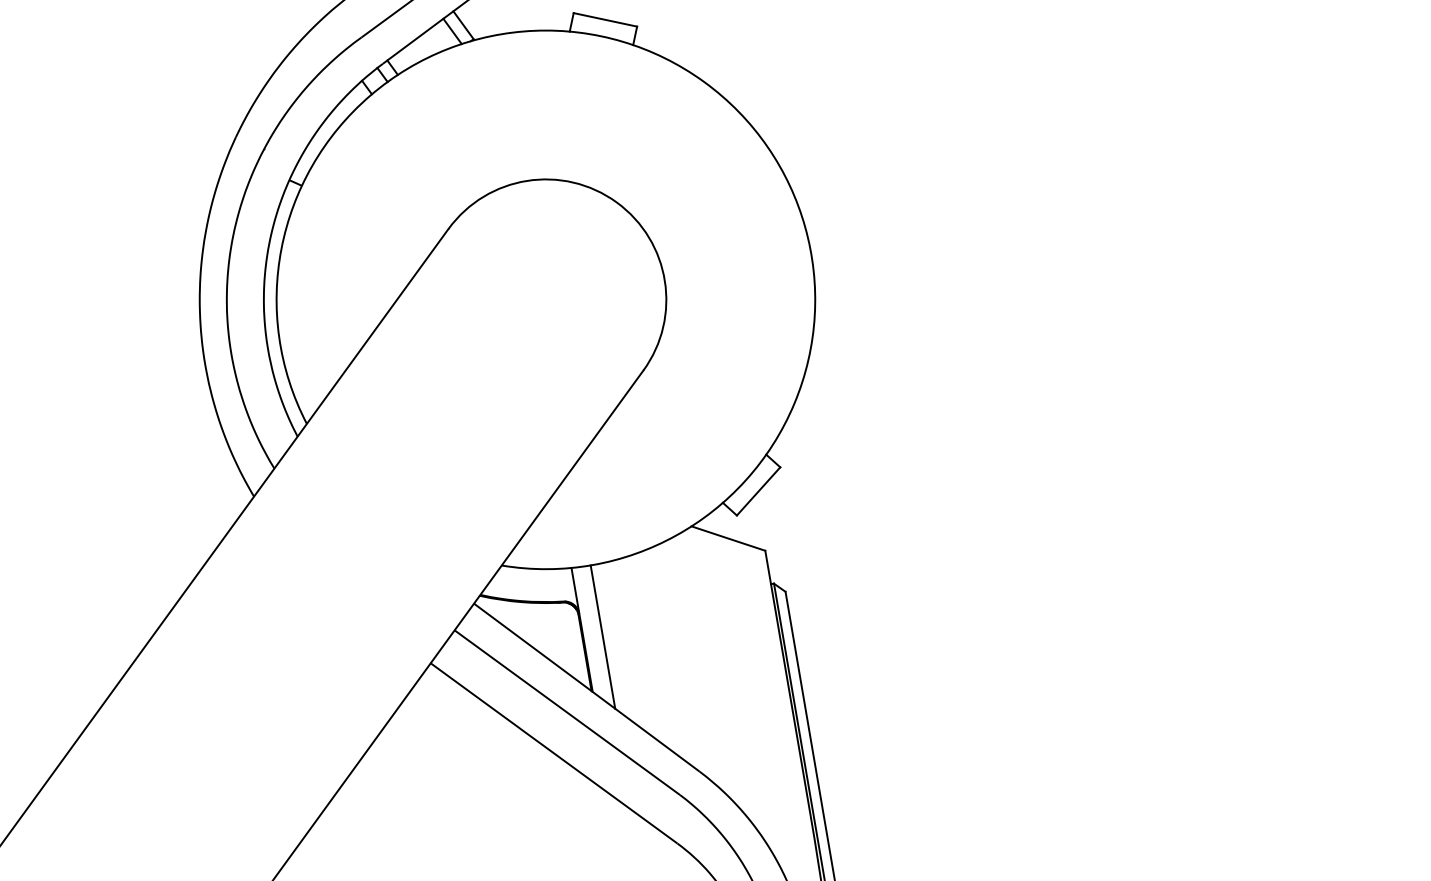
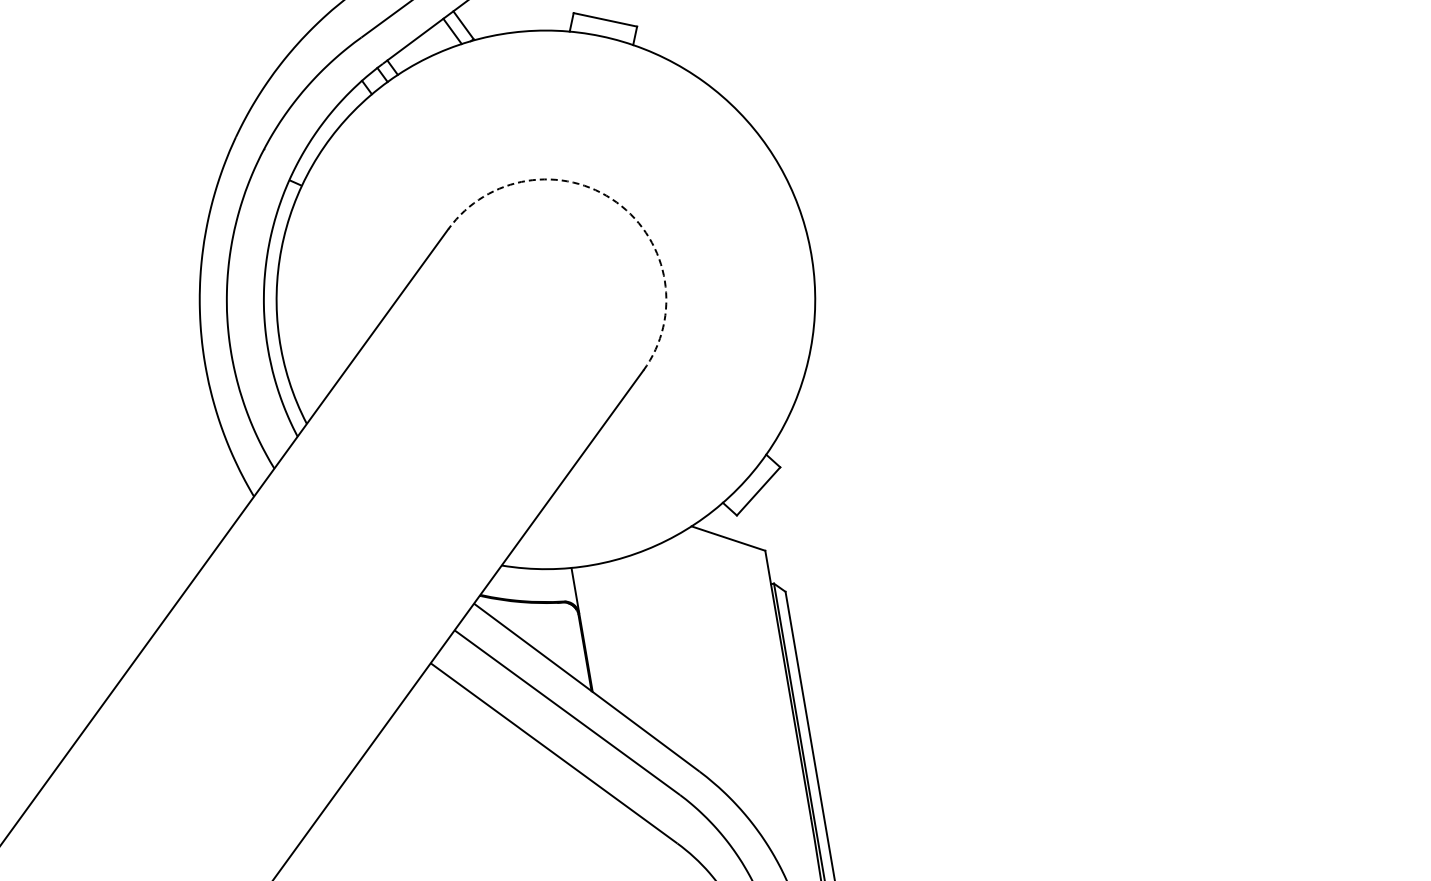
arc: solid -> dashed (616, 202)
line: present -> none (602, 636)
